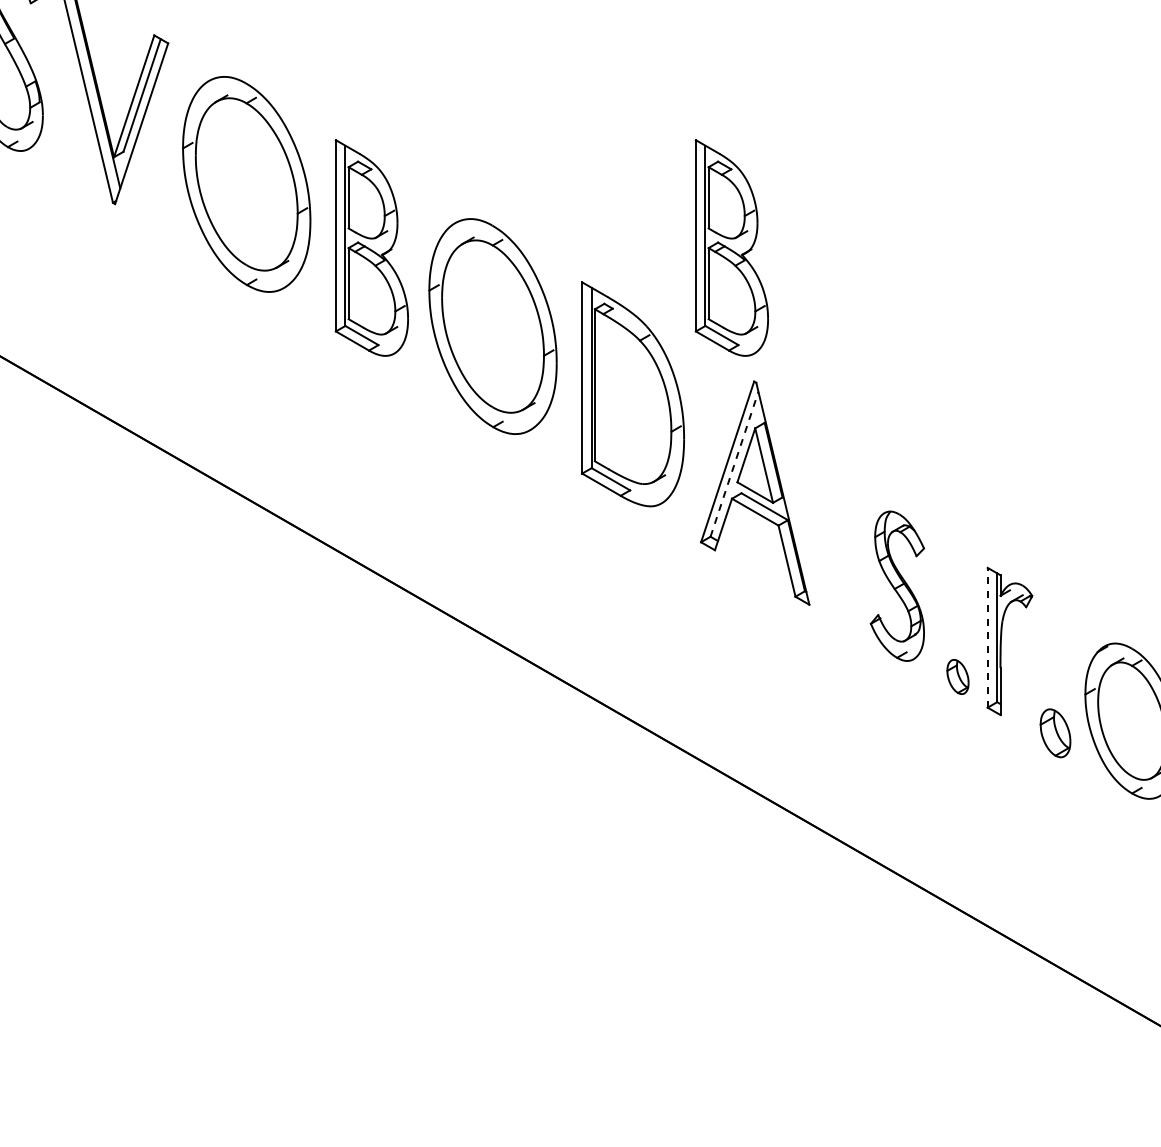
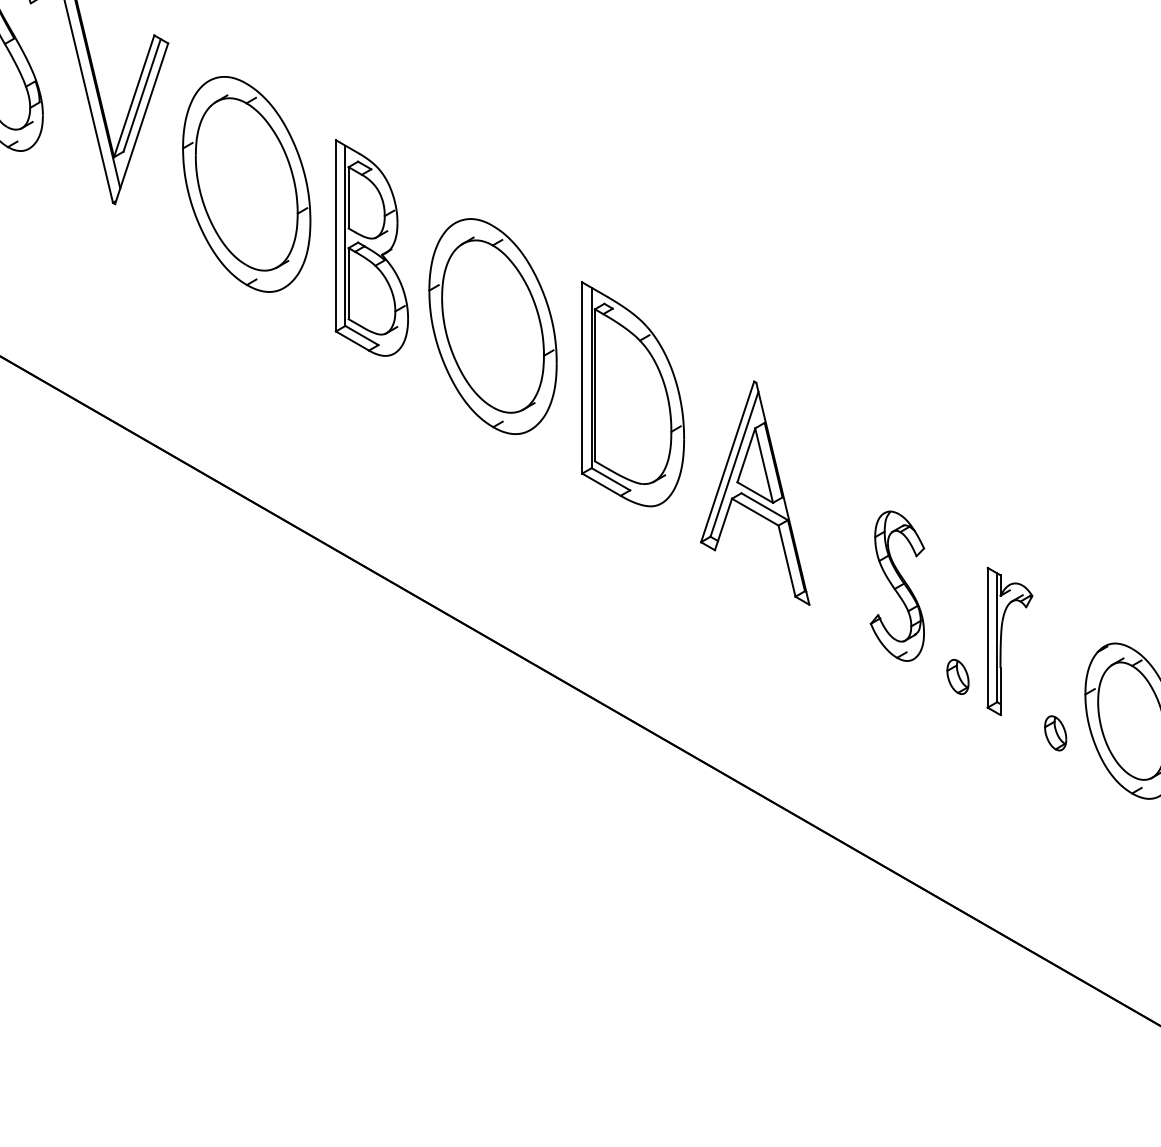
part: present -> none (731, 247)
line: dashed -> solid (734, 463)
line: dashed -> solid (987, 637)
part size: 33x51 px -> 24x37 px (1055, 733)
